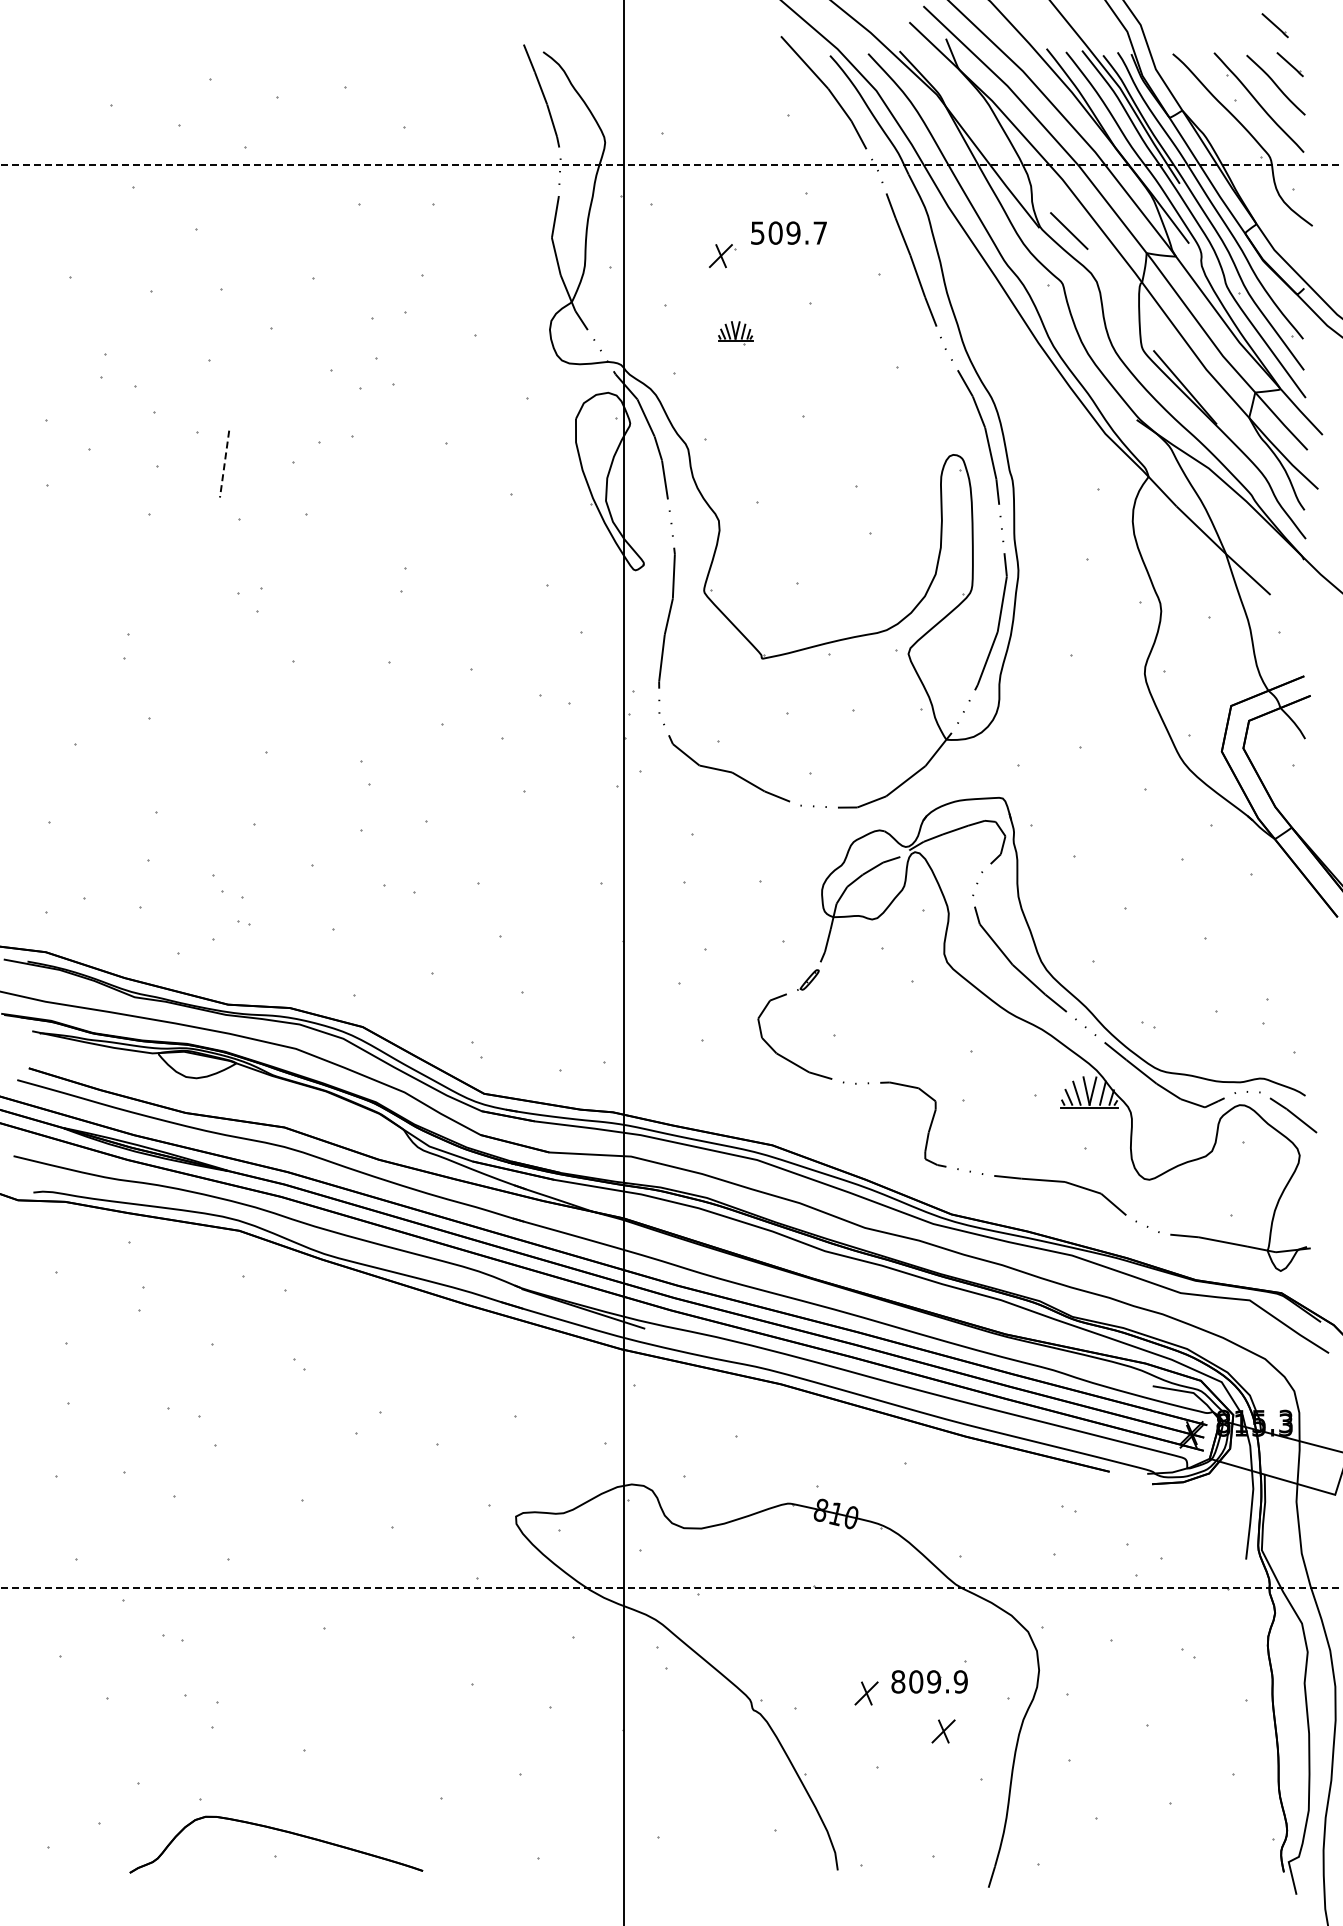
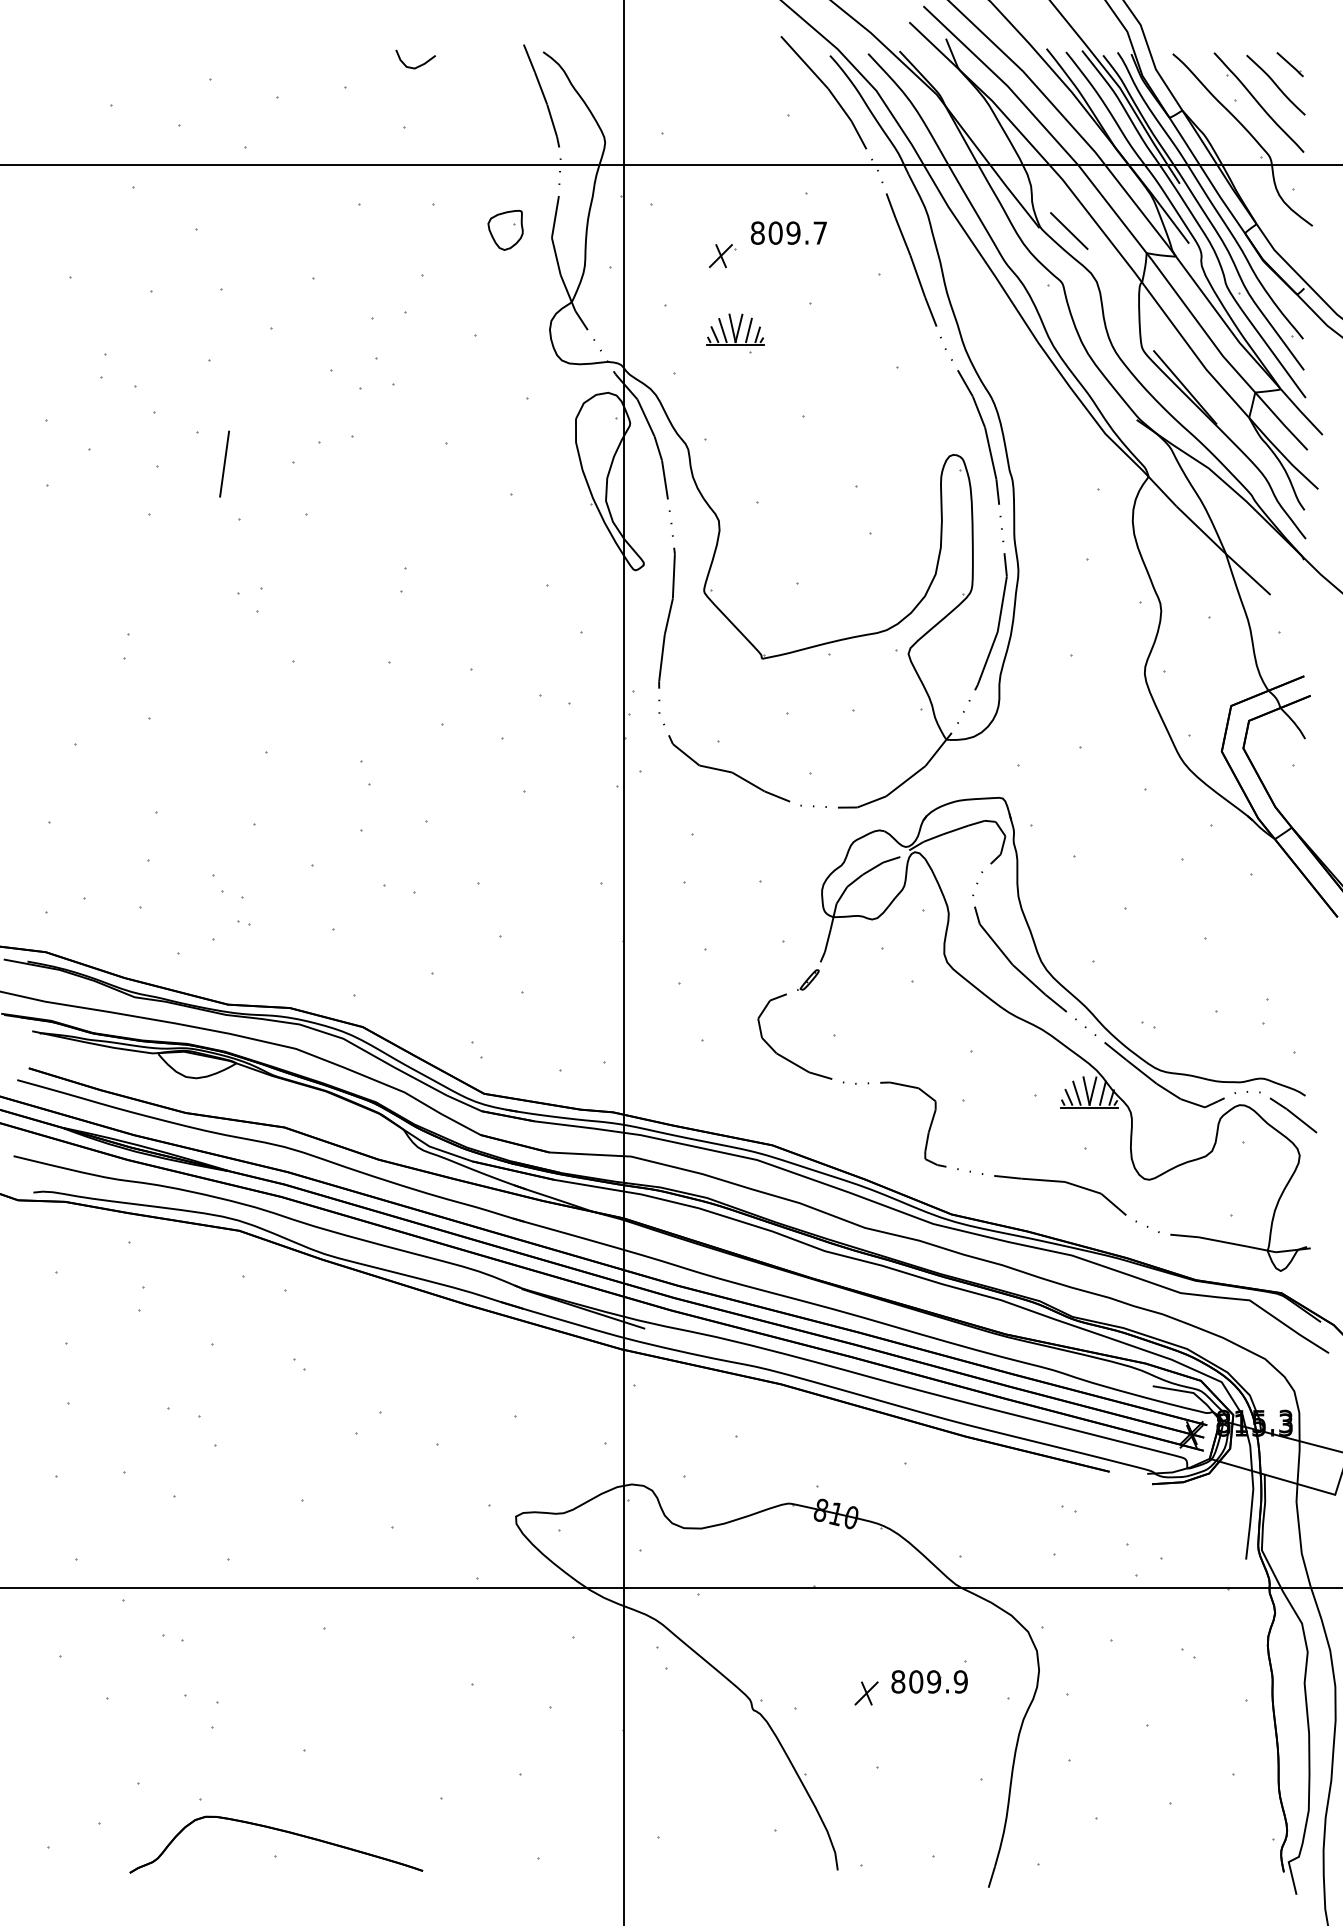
part: present -> none (1274, 25)
curve: none -> present (418, 65)
line: dashed -> solid (671, 165)
part: none -> present (505, 229)
text: 509.7 -> 809.7 (757, 232)
part size: 36x25 px -> 59x41 px (735, 333)
line: dashed -> solid (224, 464)
line: dashed -> solid (671, 1587)
part: present -> none (943, 1731)
